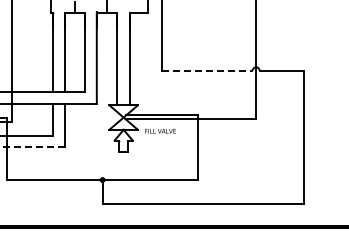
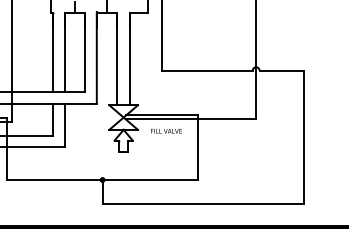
line: dashed -> solid (207, 70)
text position: (160, 131) -> (166, 131) (166, 131)
line: dashed -> solid (32, 146)
